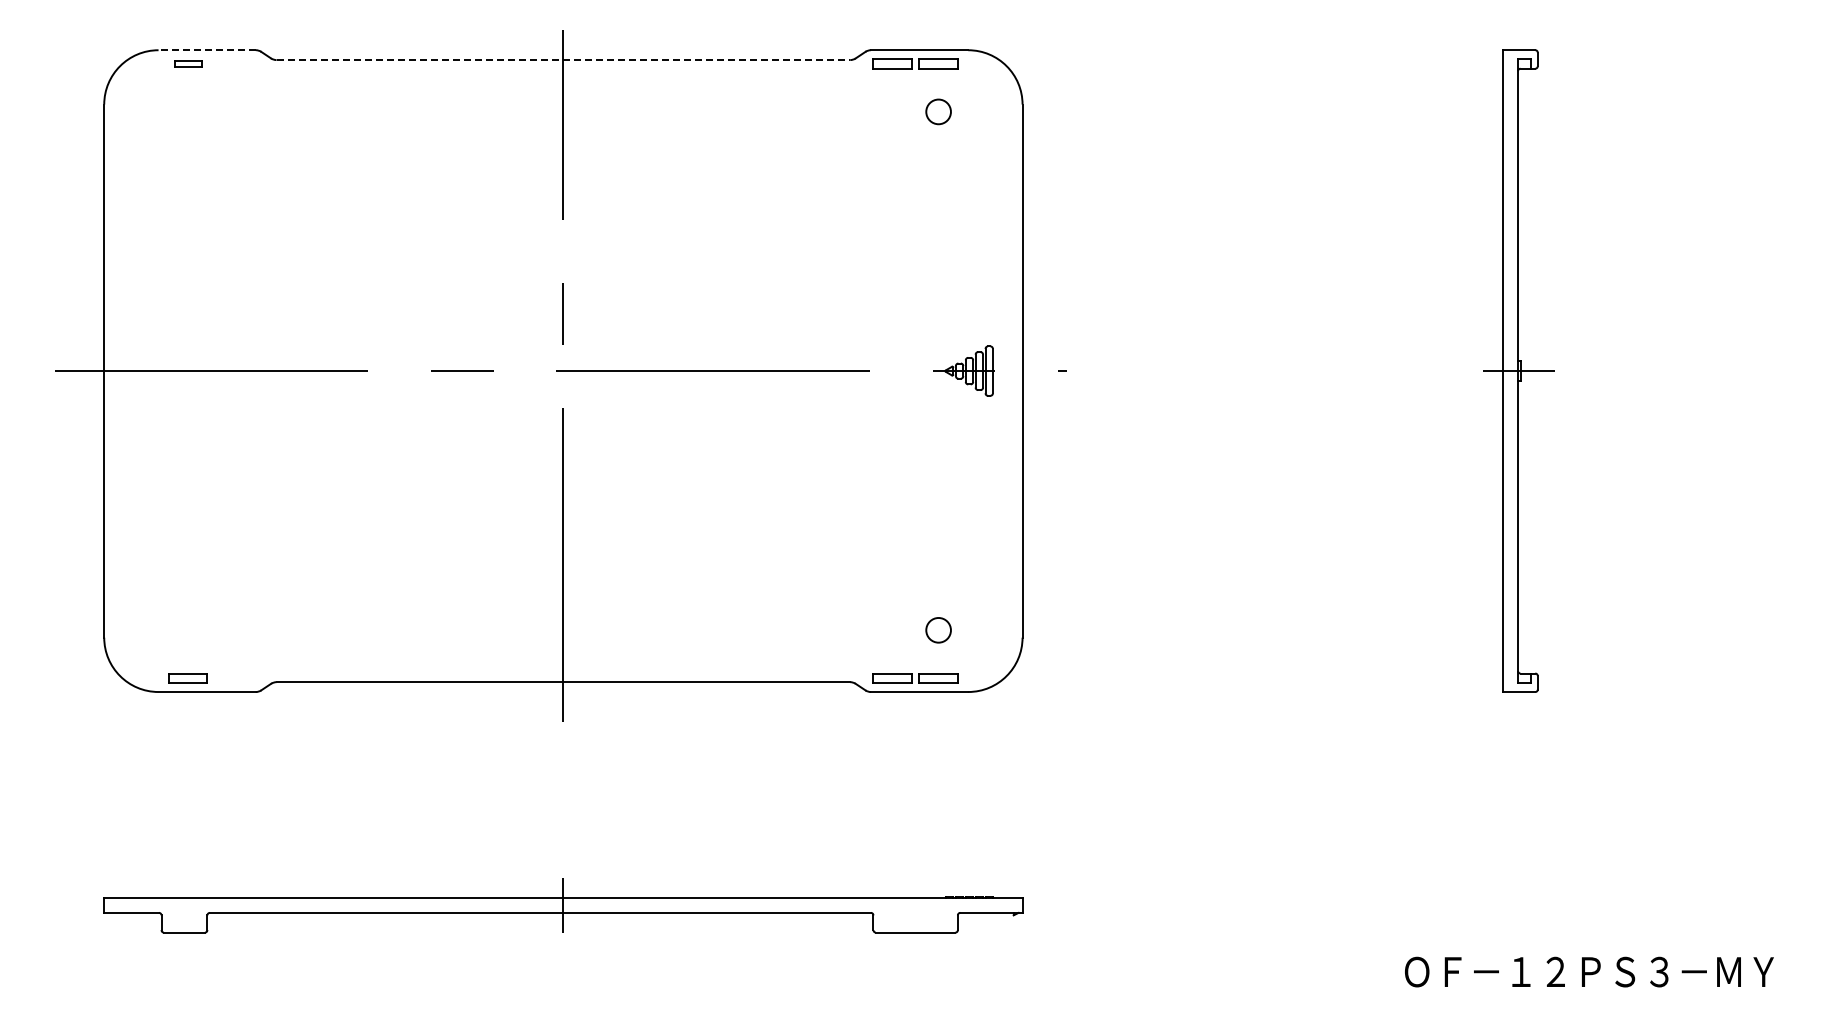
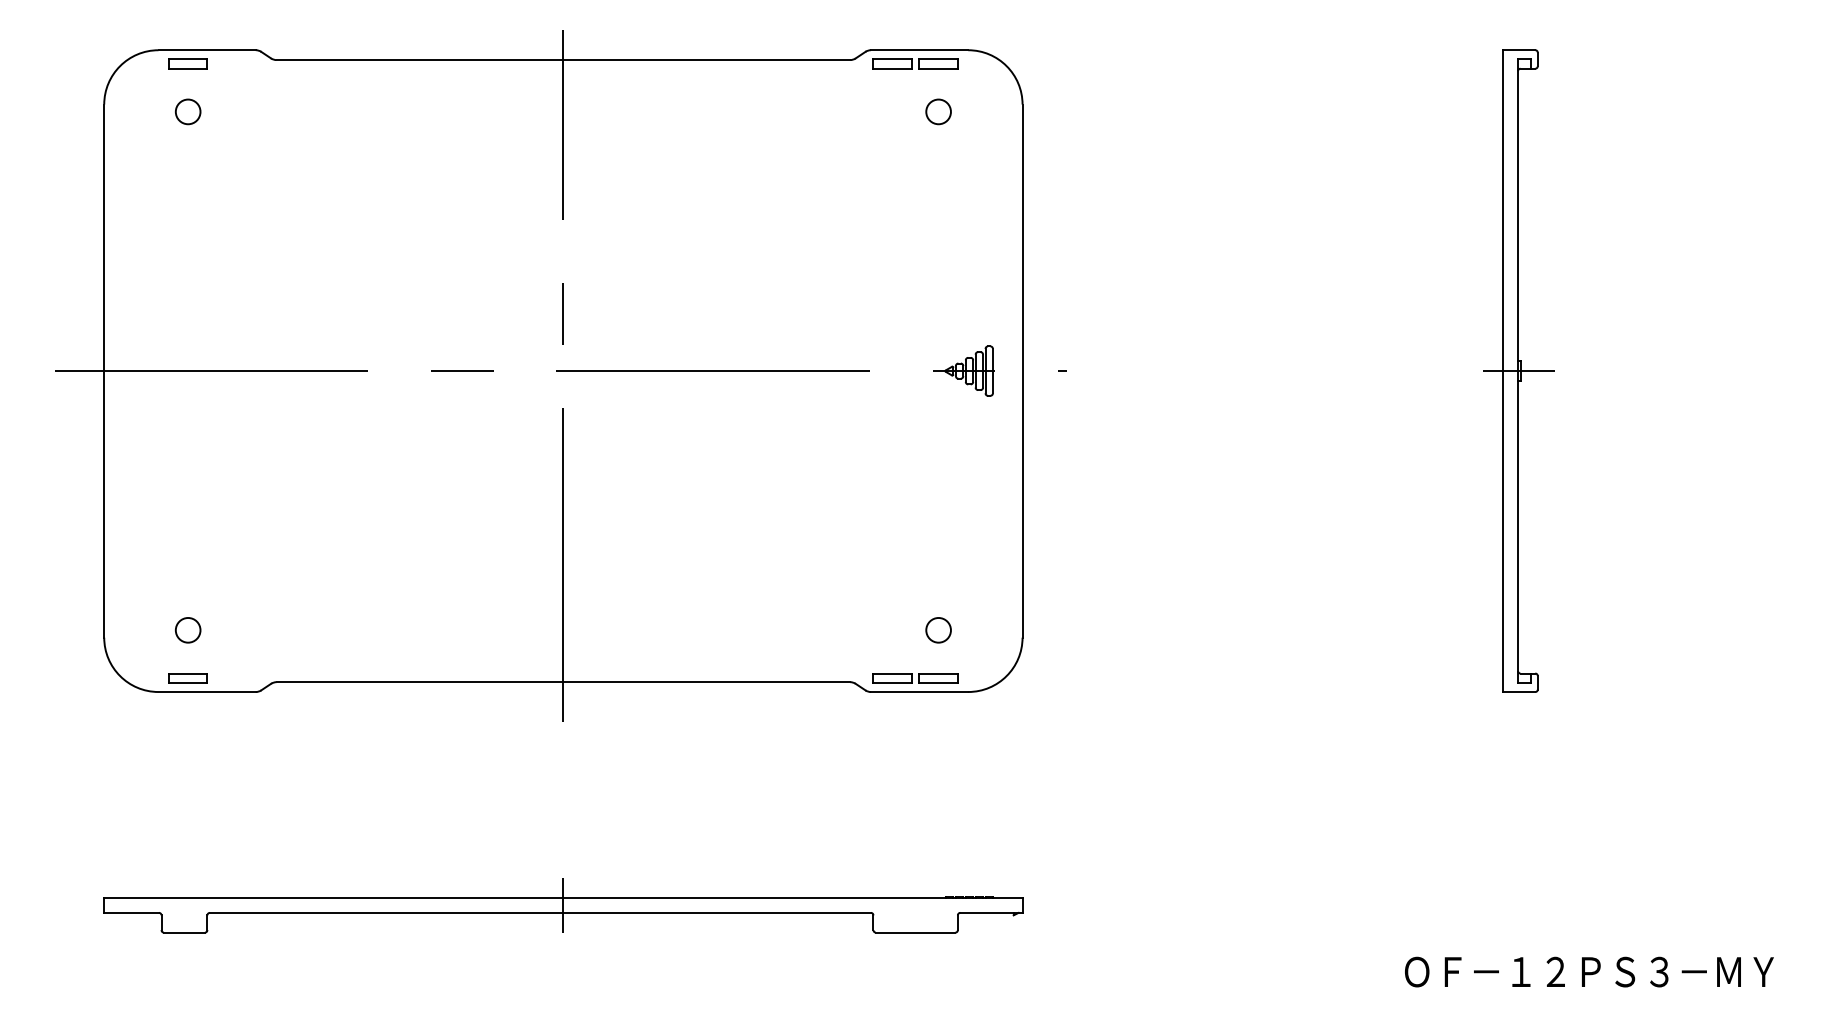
line: dashed -> solid (207, 50)
line: dashed -> solid (563, 60)
part size: 29x8 px -> 40x12 px (187, 63)
circle: none -> present (188, 111)
circle: none -> present (188, 630)
